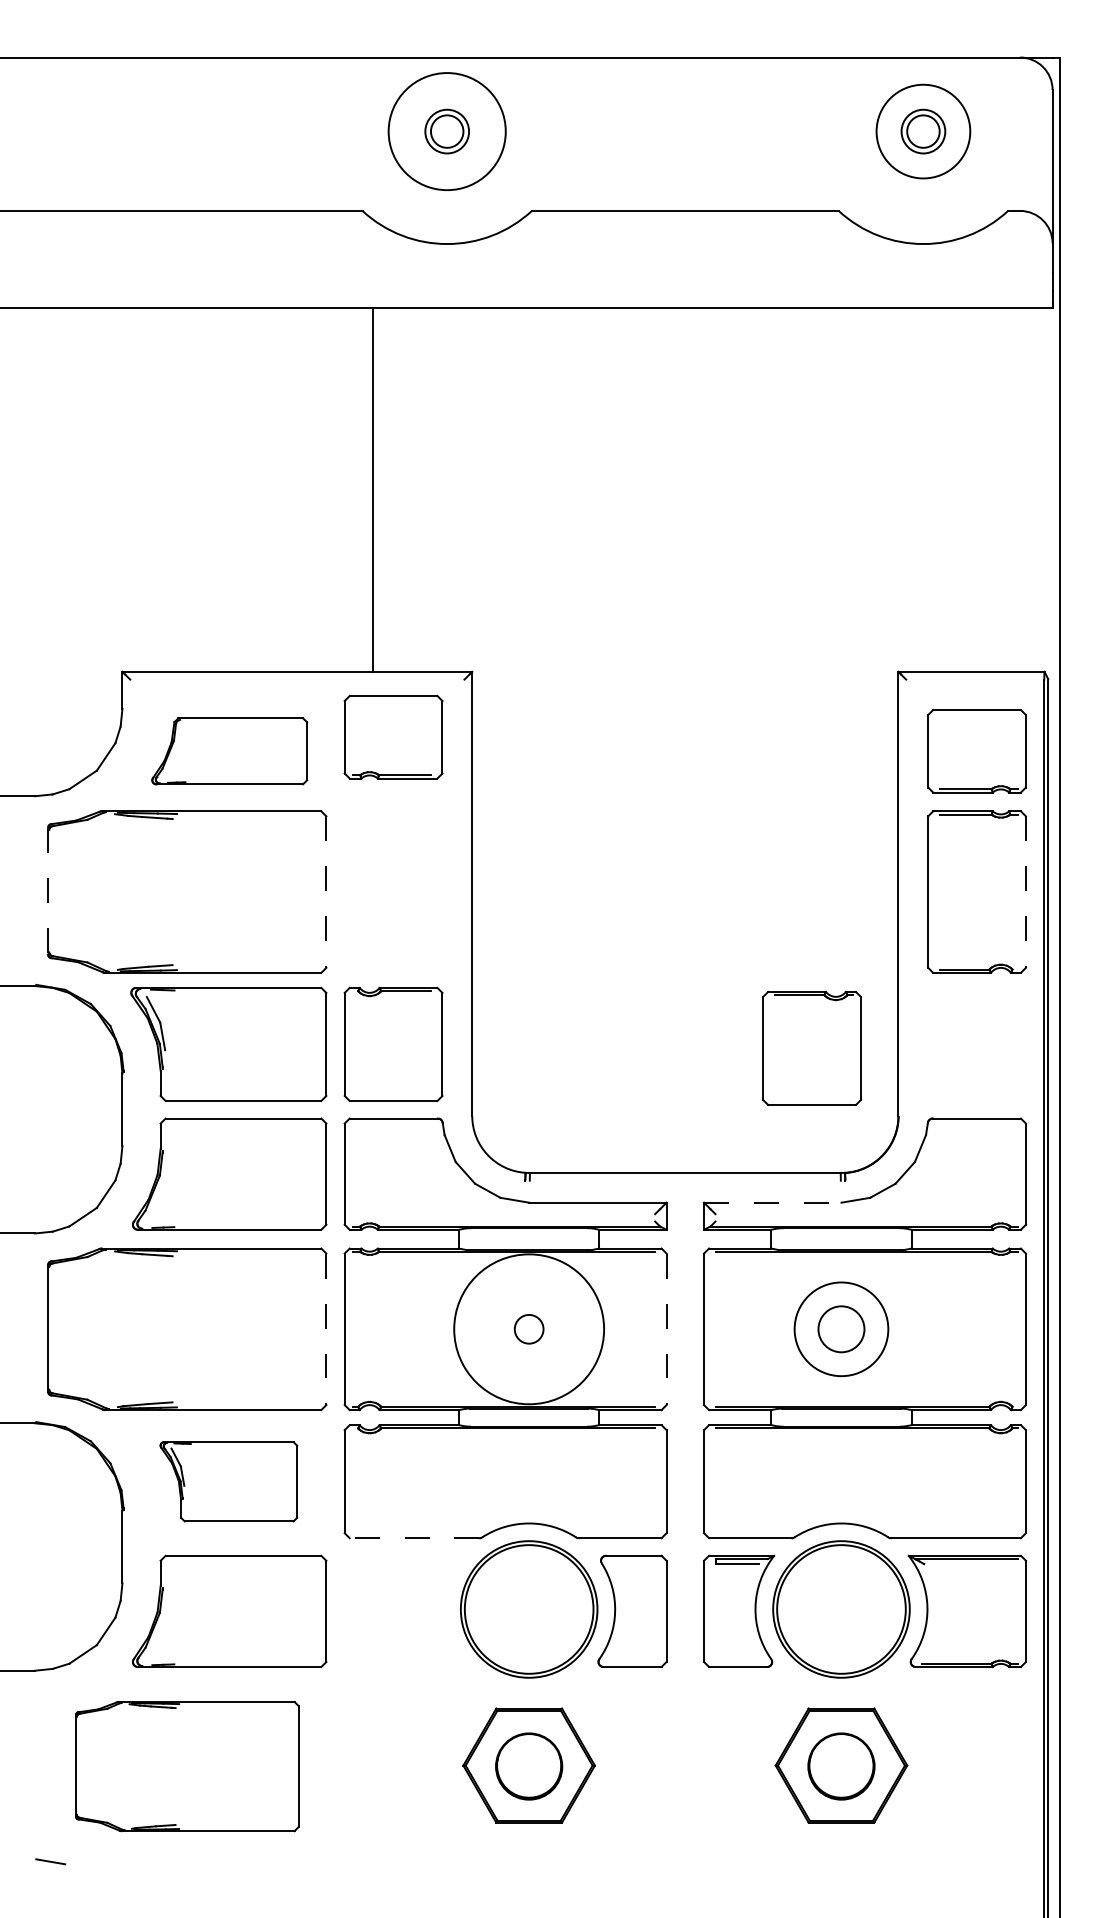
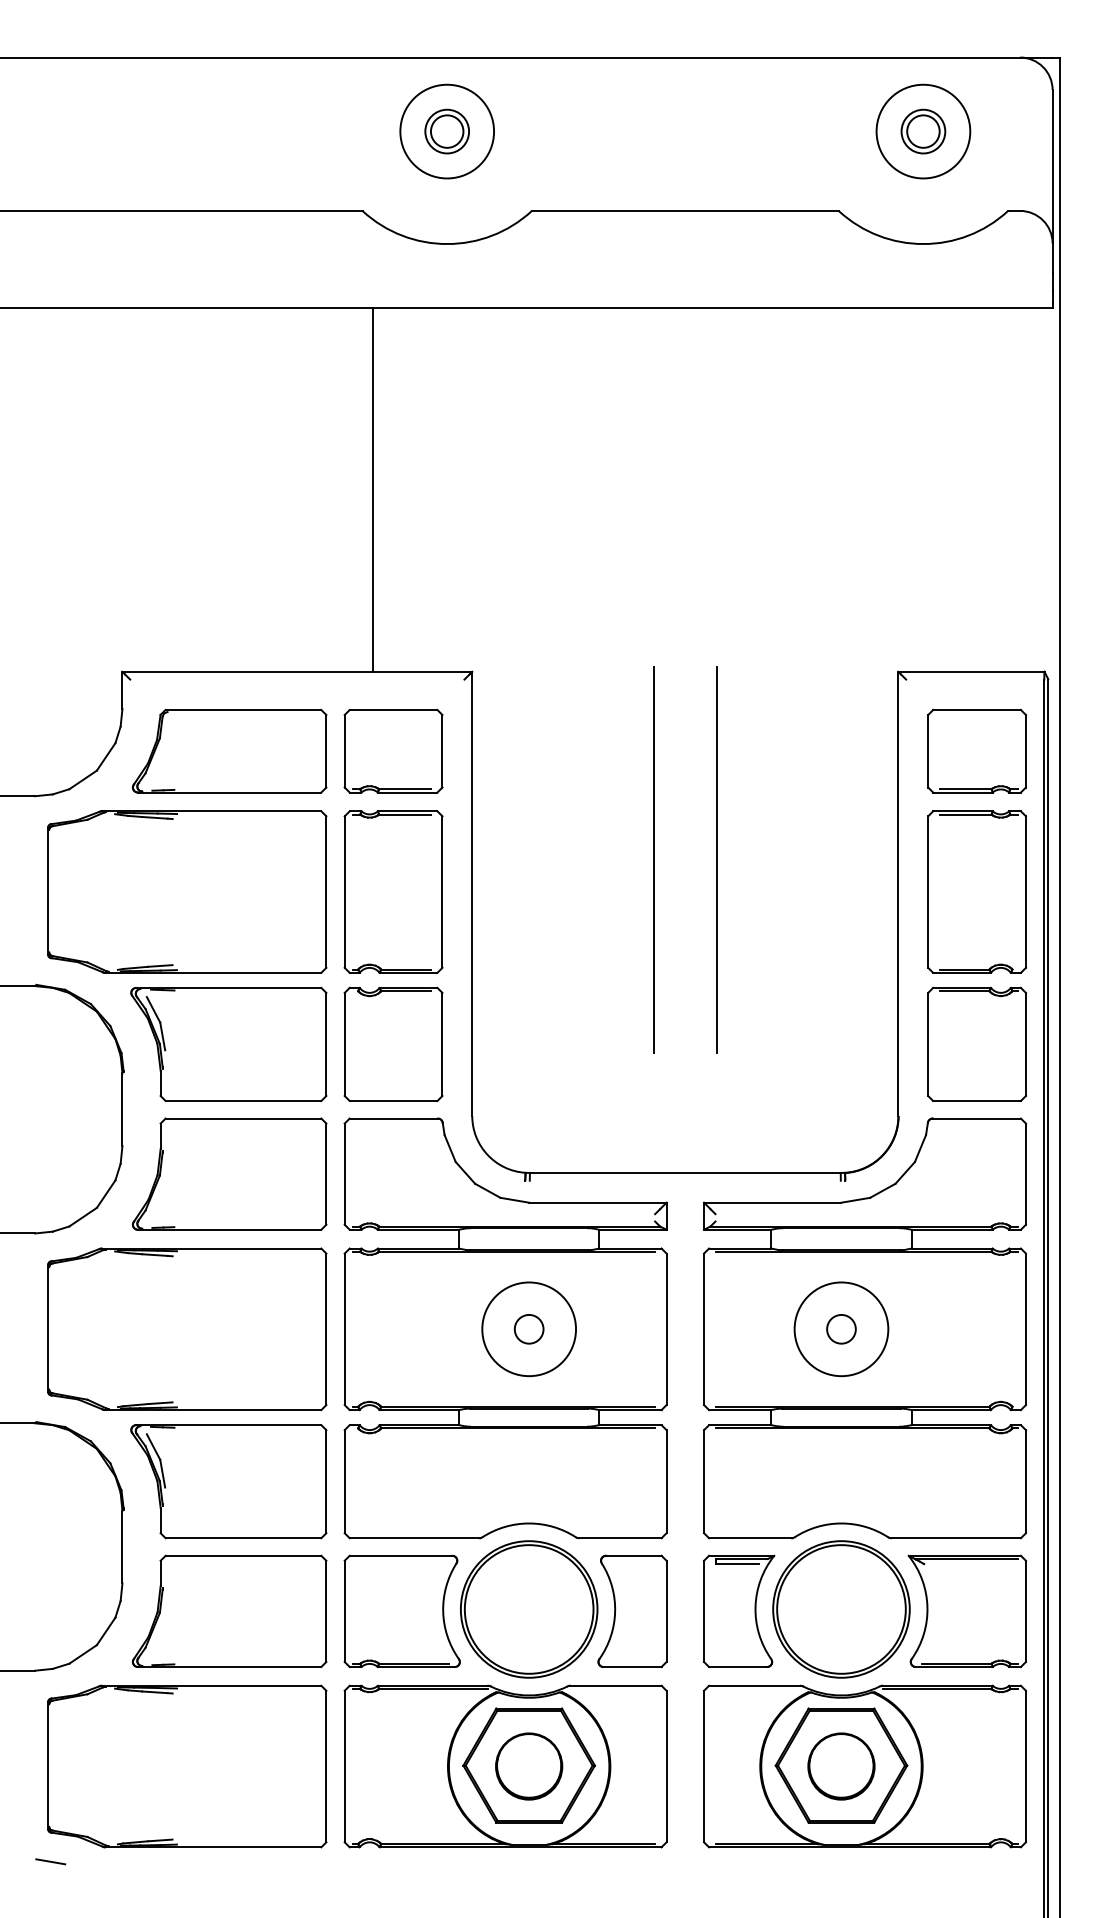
circle diameter: 117 px -> 94 px (447, 131)
part position: (393, 737) -> (393, 751) (393, 751)
part size: 158x69 px -> 196x85 px (229, 751)
line: none -> present (653, 859)
line: none -> present (716, 859)
line: dashed -> solid (48, 891)
part: none -> present (393, 891)
line: dashed -> solid (326, 892)
line: dashed -> solid (1025, 892)
part position: (811, 1047) -> (976, 1043) (976, 1043)
line: dashed -> solid (772, 1202)
line: dashed -> solid (326, 1329)
circle diameter: 150 px -> 94 px (529, 1329)
line: dashed -> solid (666, 1329)
circle diameter: 46 px -> 29 px (841, 1328)
part size: 140x82 px -> 198x116 px (228, 1481)
line: dashed -> solid (414, 1538)
part: none -> present (401, 1611)
part size: 225x133 px -> 281x165 px (187, 1766)
part: none -> present (505, 1766)
part: none -> present (864, 1766)
